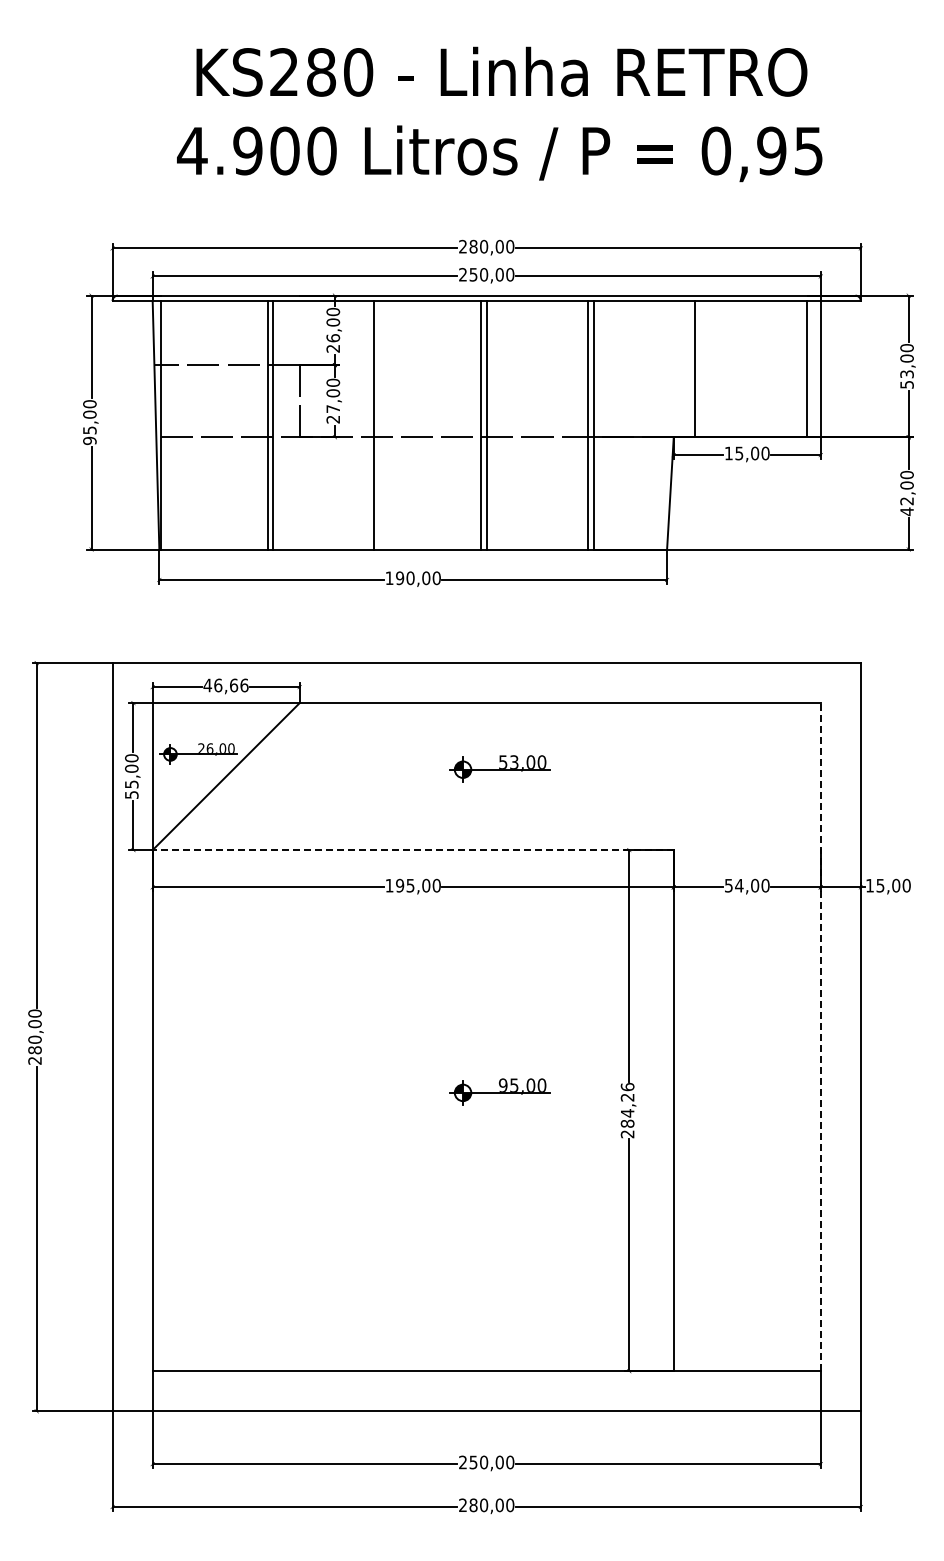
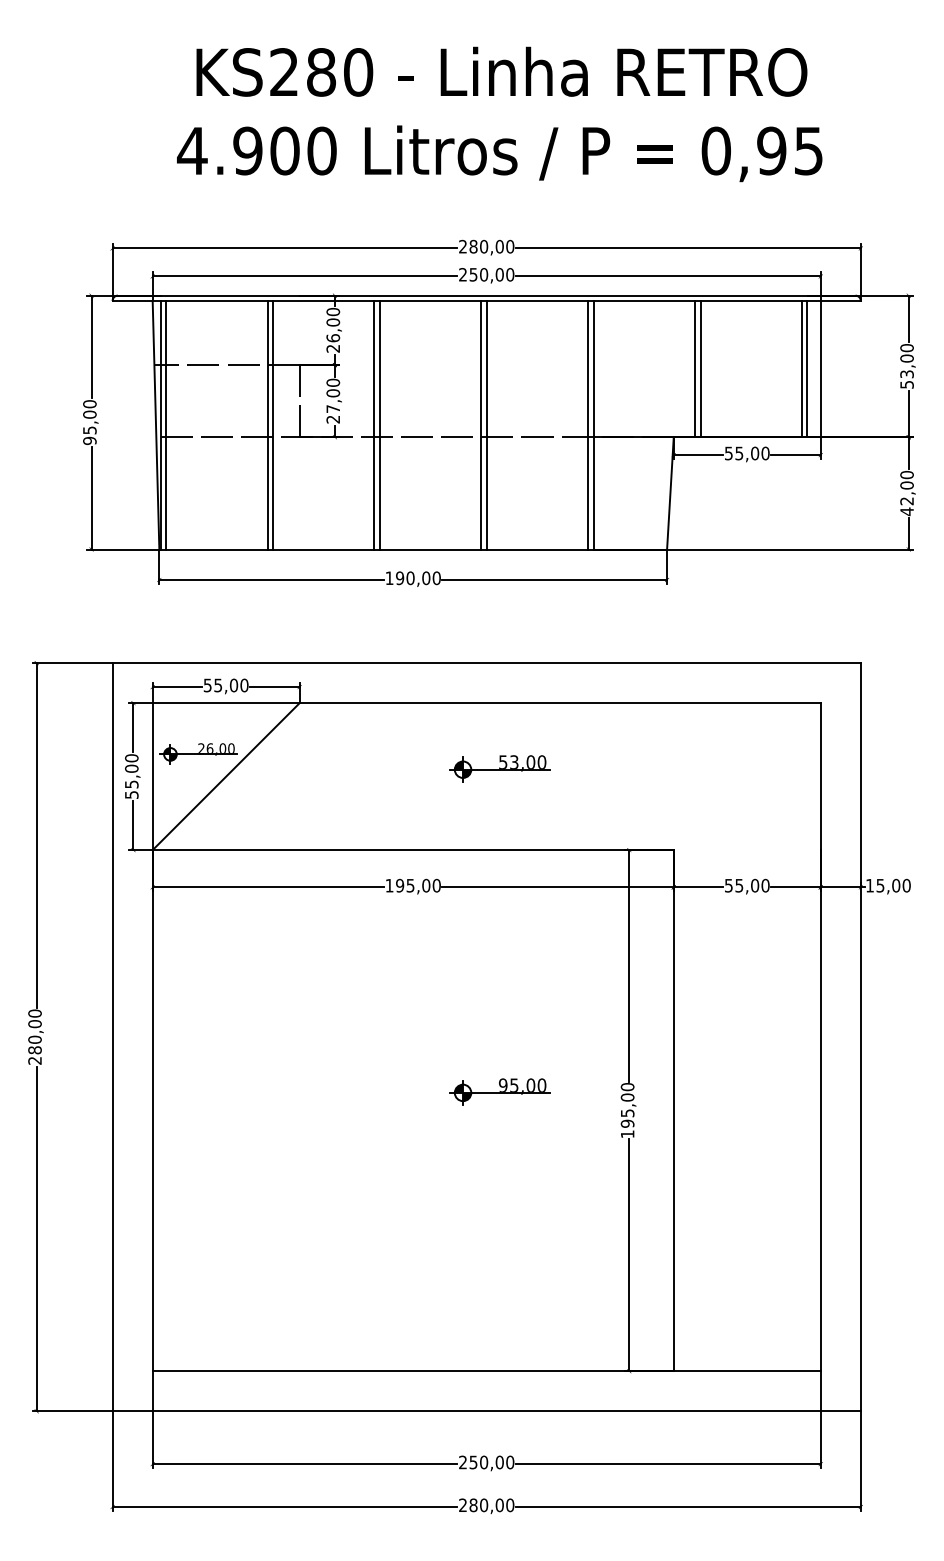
line: none -> present (700, 368)
line: none -> present (802, 368)
line: none -> present (166, 424)
line: none -> present (379, 424)
text: 15,00 -> 55,00 (728, 453)
text: 46,66 -> 55,00 (225, 685)
line: dashed -> solid (413, 850)
text: 54,00 -> 55,00 (739, 885)
line: dashed -> solid (820, 1036)
text: 284,26 -> 195,00 (627, 1110)
